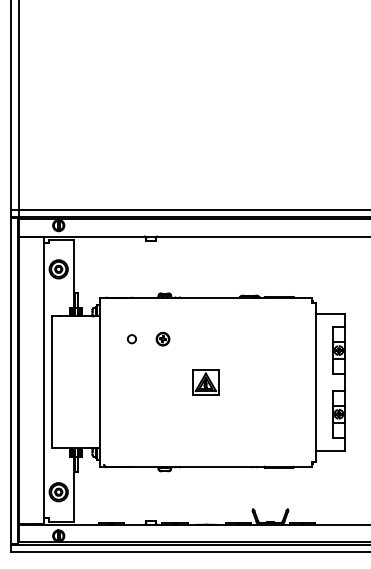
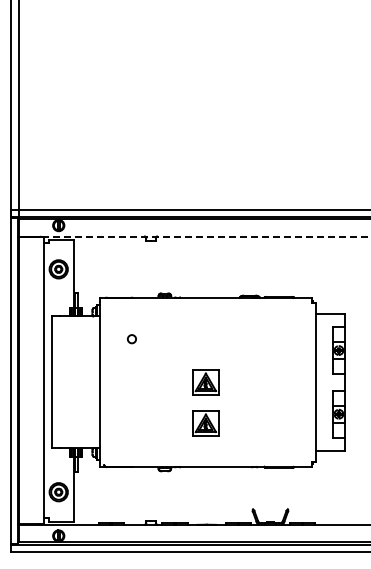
line: solid -> dashed (194, 236)
part: present -> none (162, 339)
part: none -> present (205, 423)
